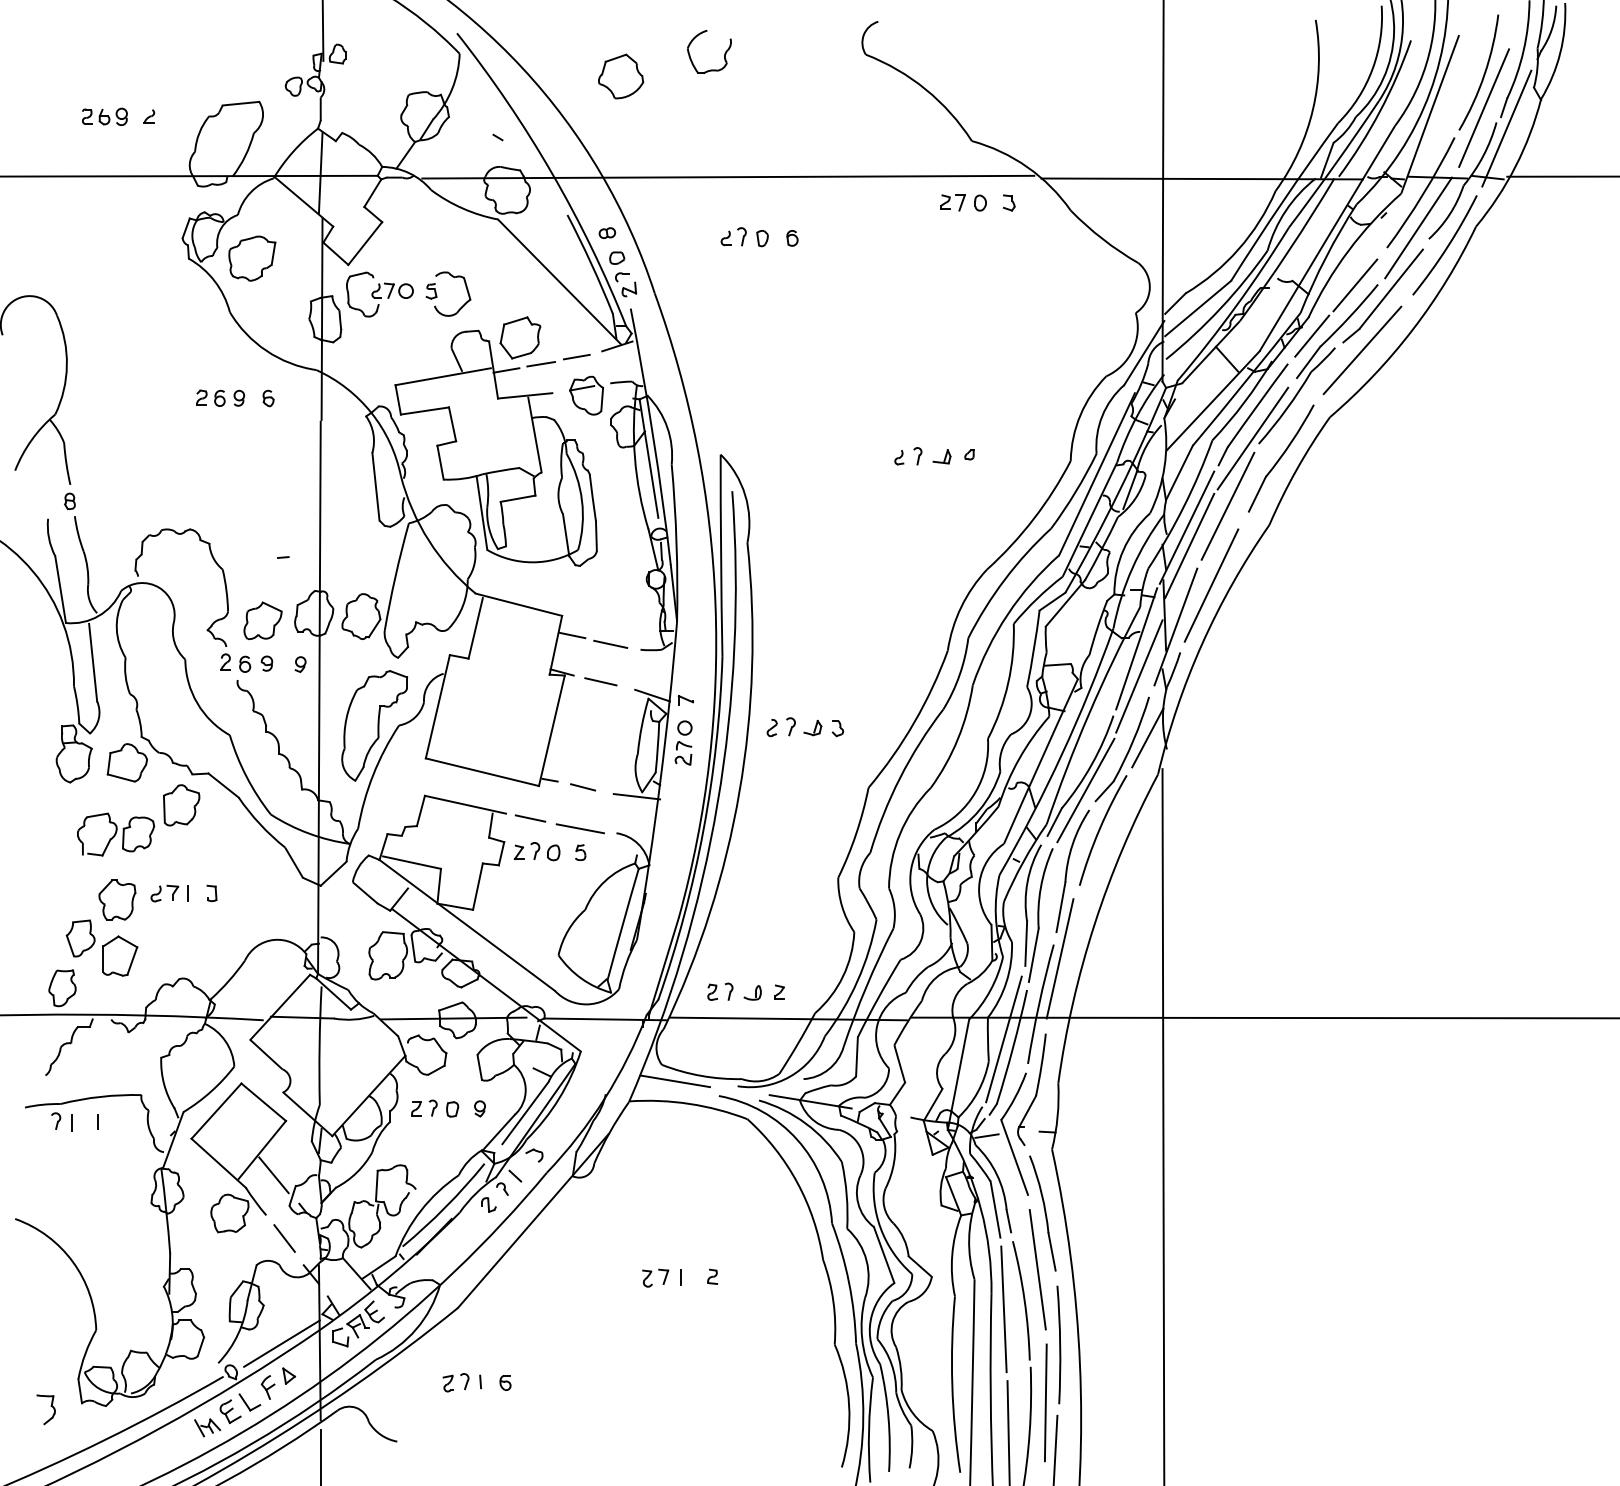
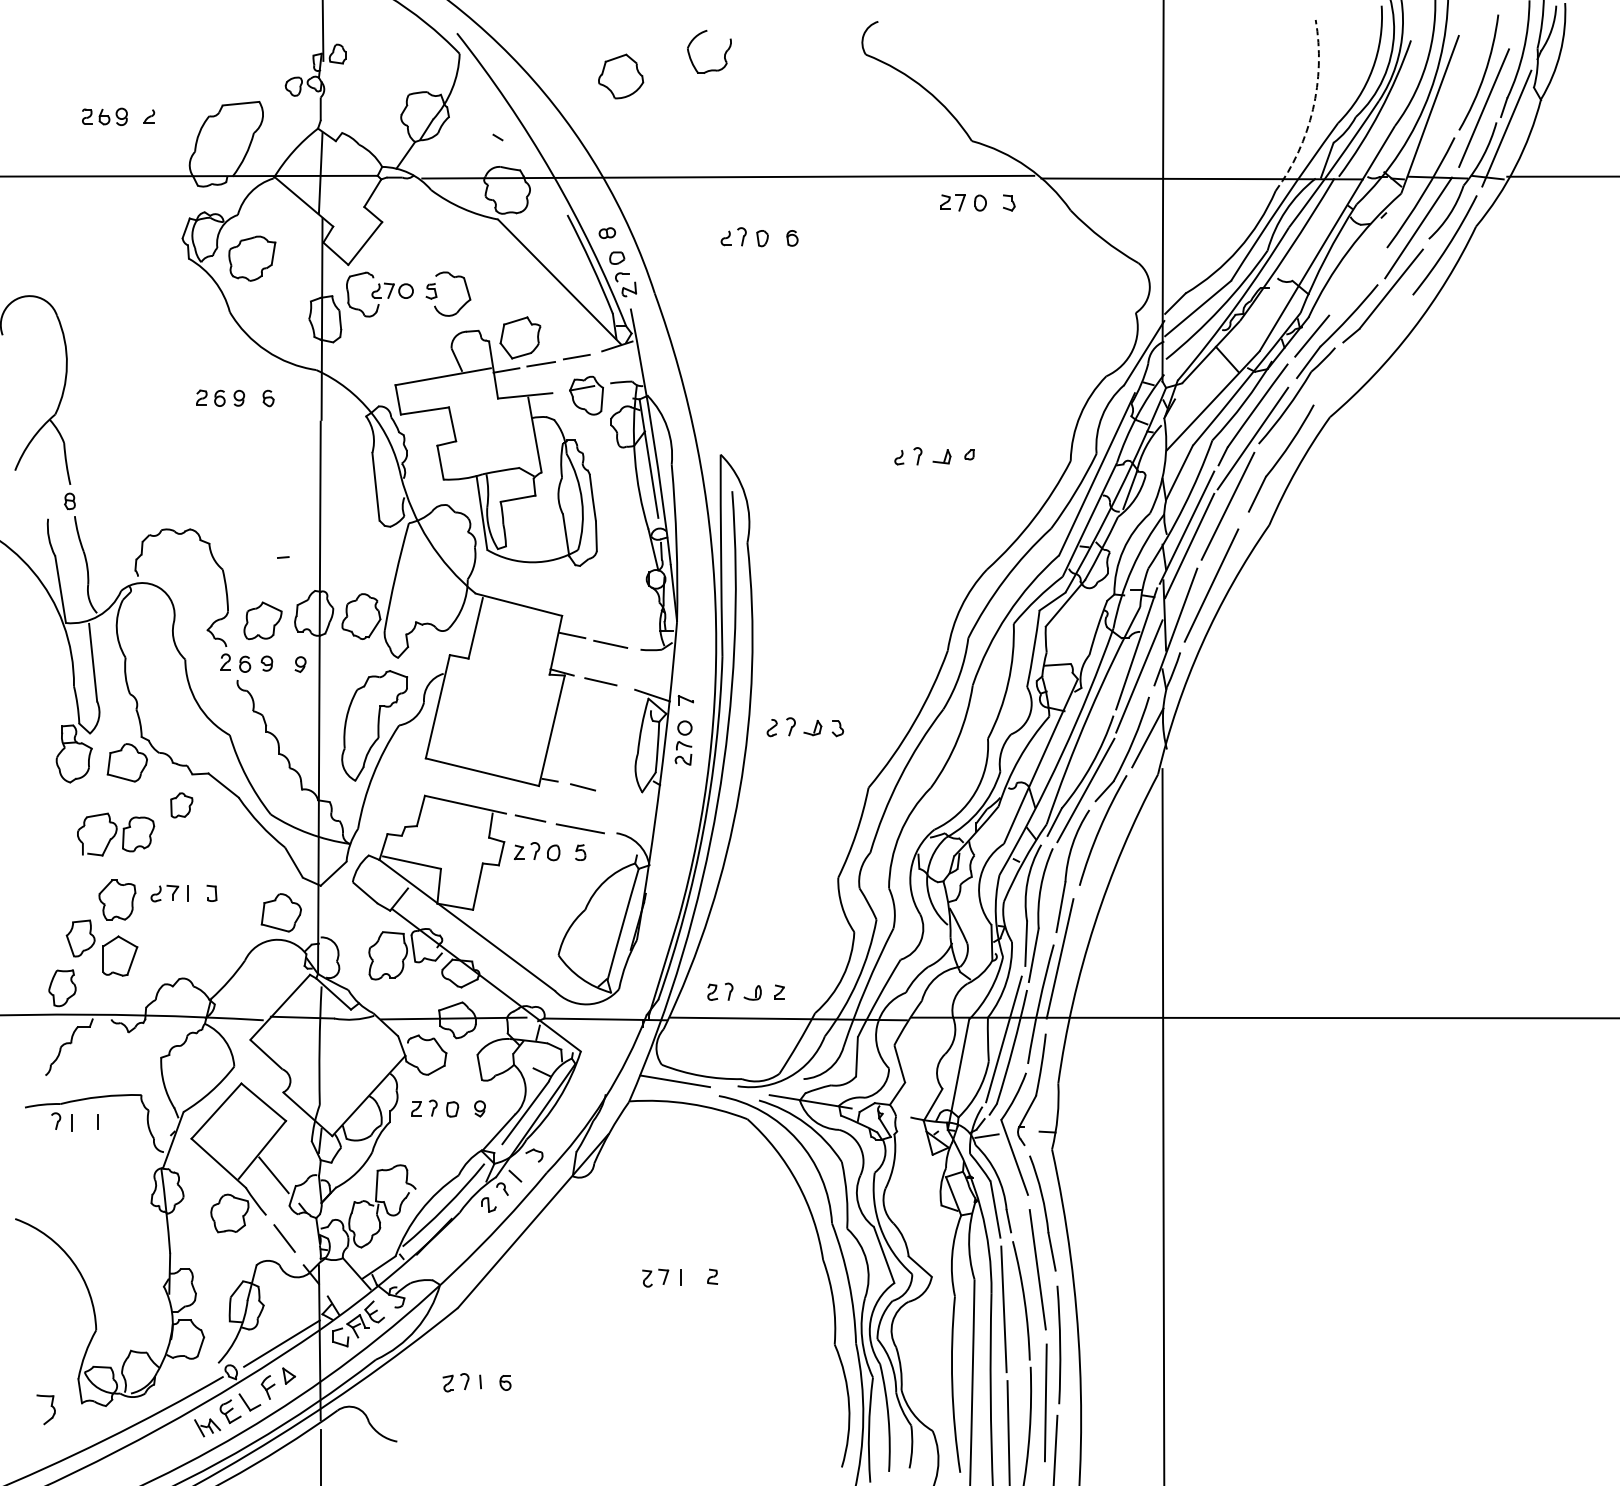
arc: solid -> dashed (1312, 109)
line: present -> none (1355, 285)
line: present -> none (1362, 350)
line: present -> none (636, 796)
part size: 38x43 px -> 24x27 px (181, 805)
part: none -> present (280, 912)
